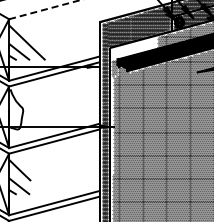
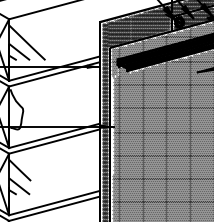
line: dashed -> solid (44, 9)
hatch: none -> present (133, 47)
